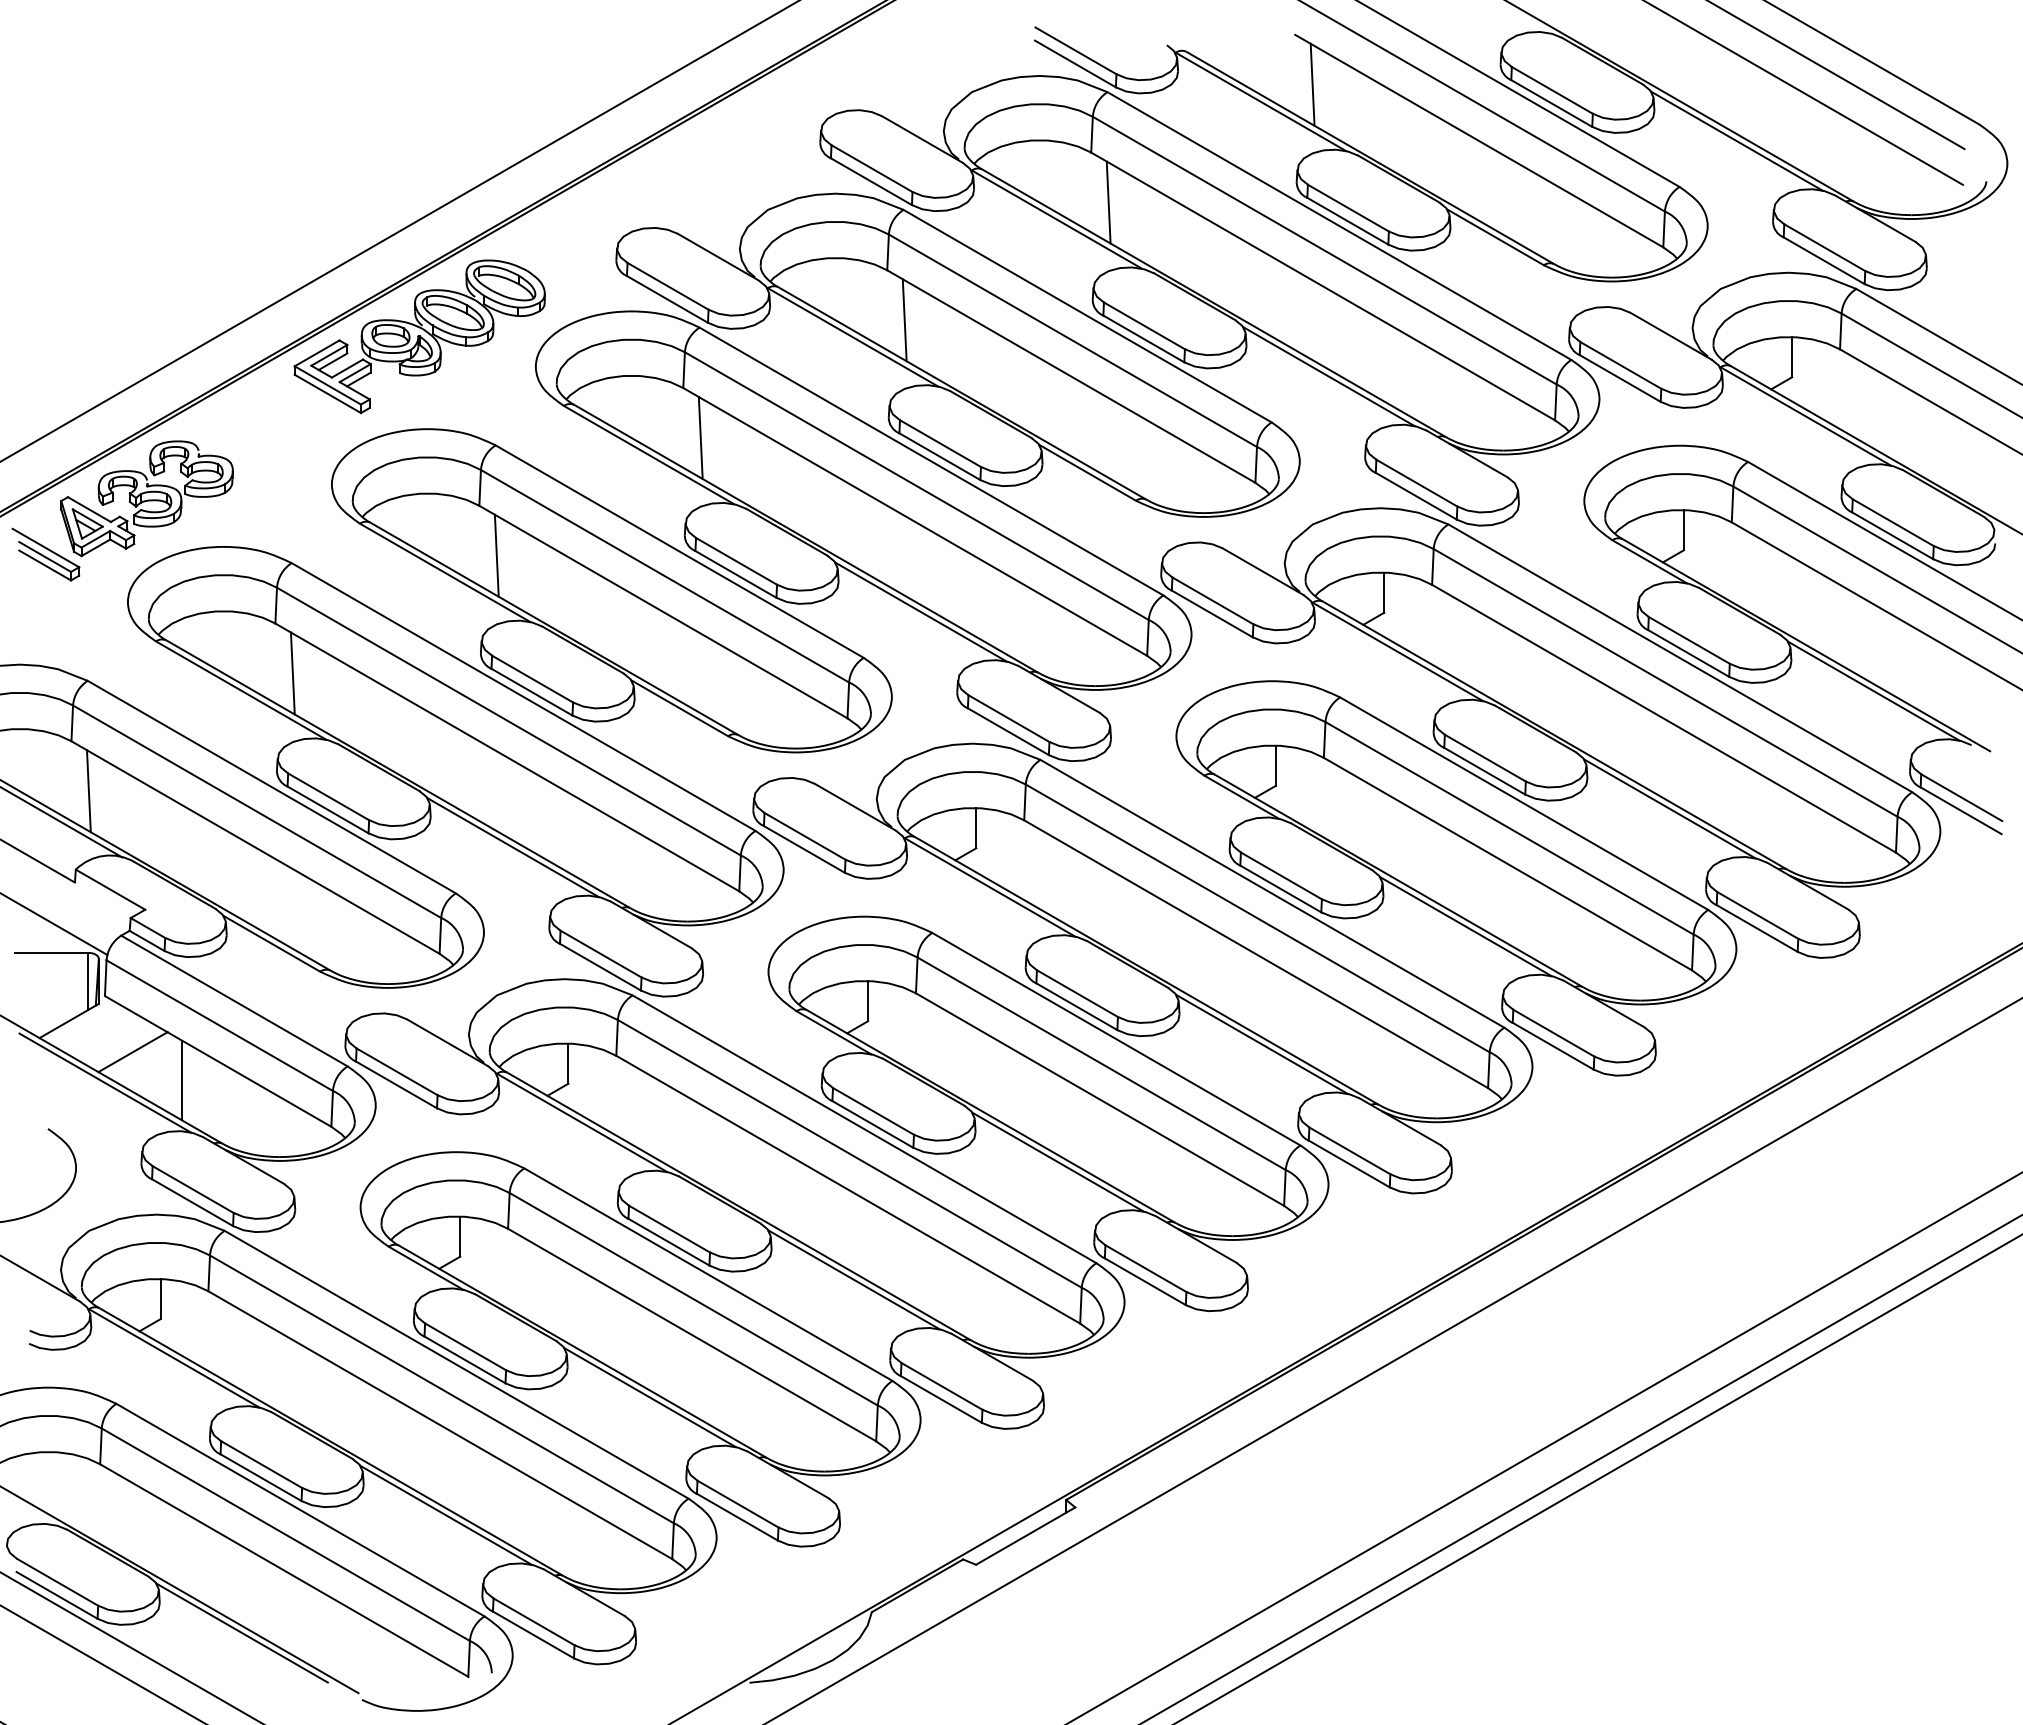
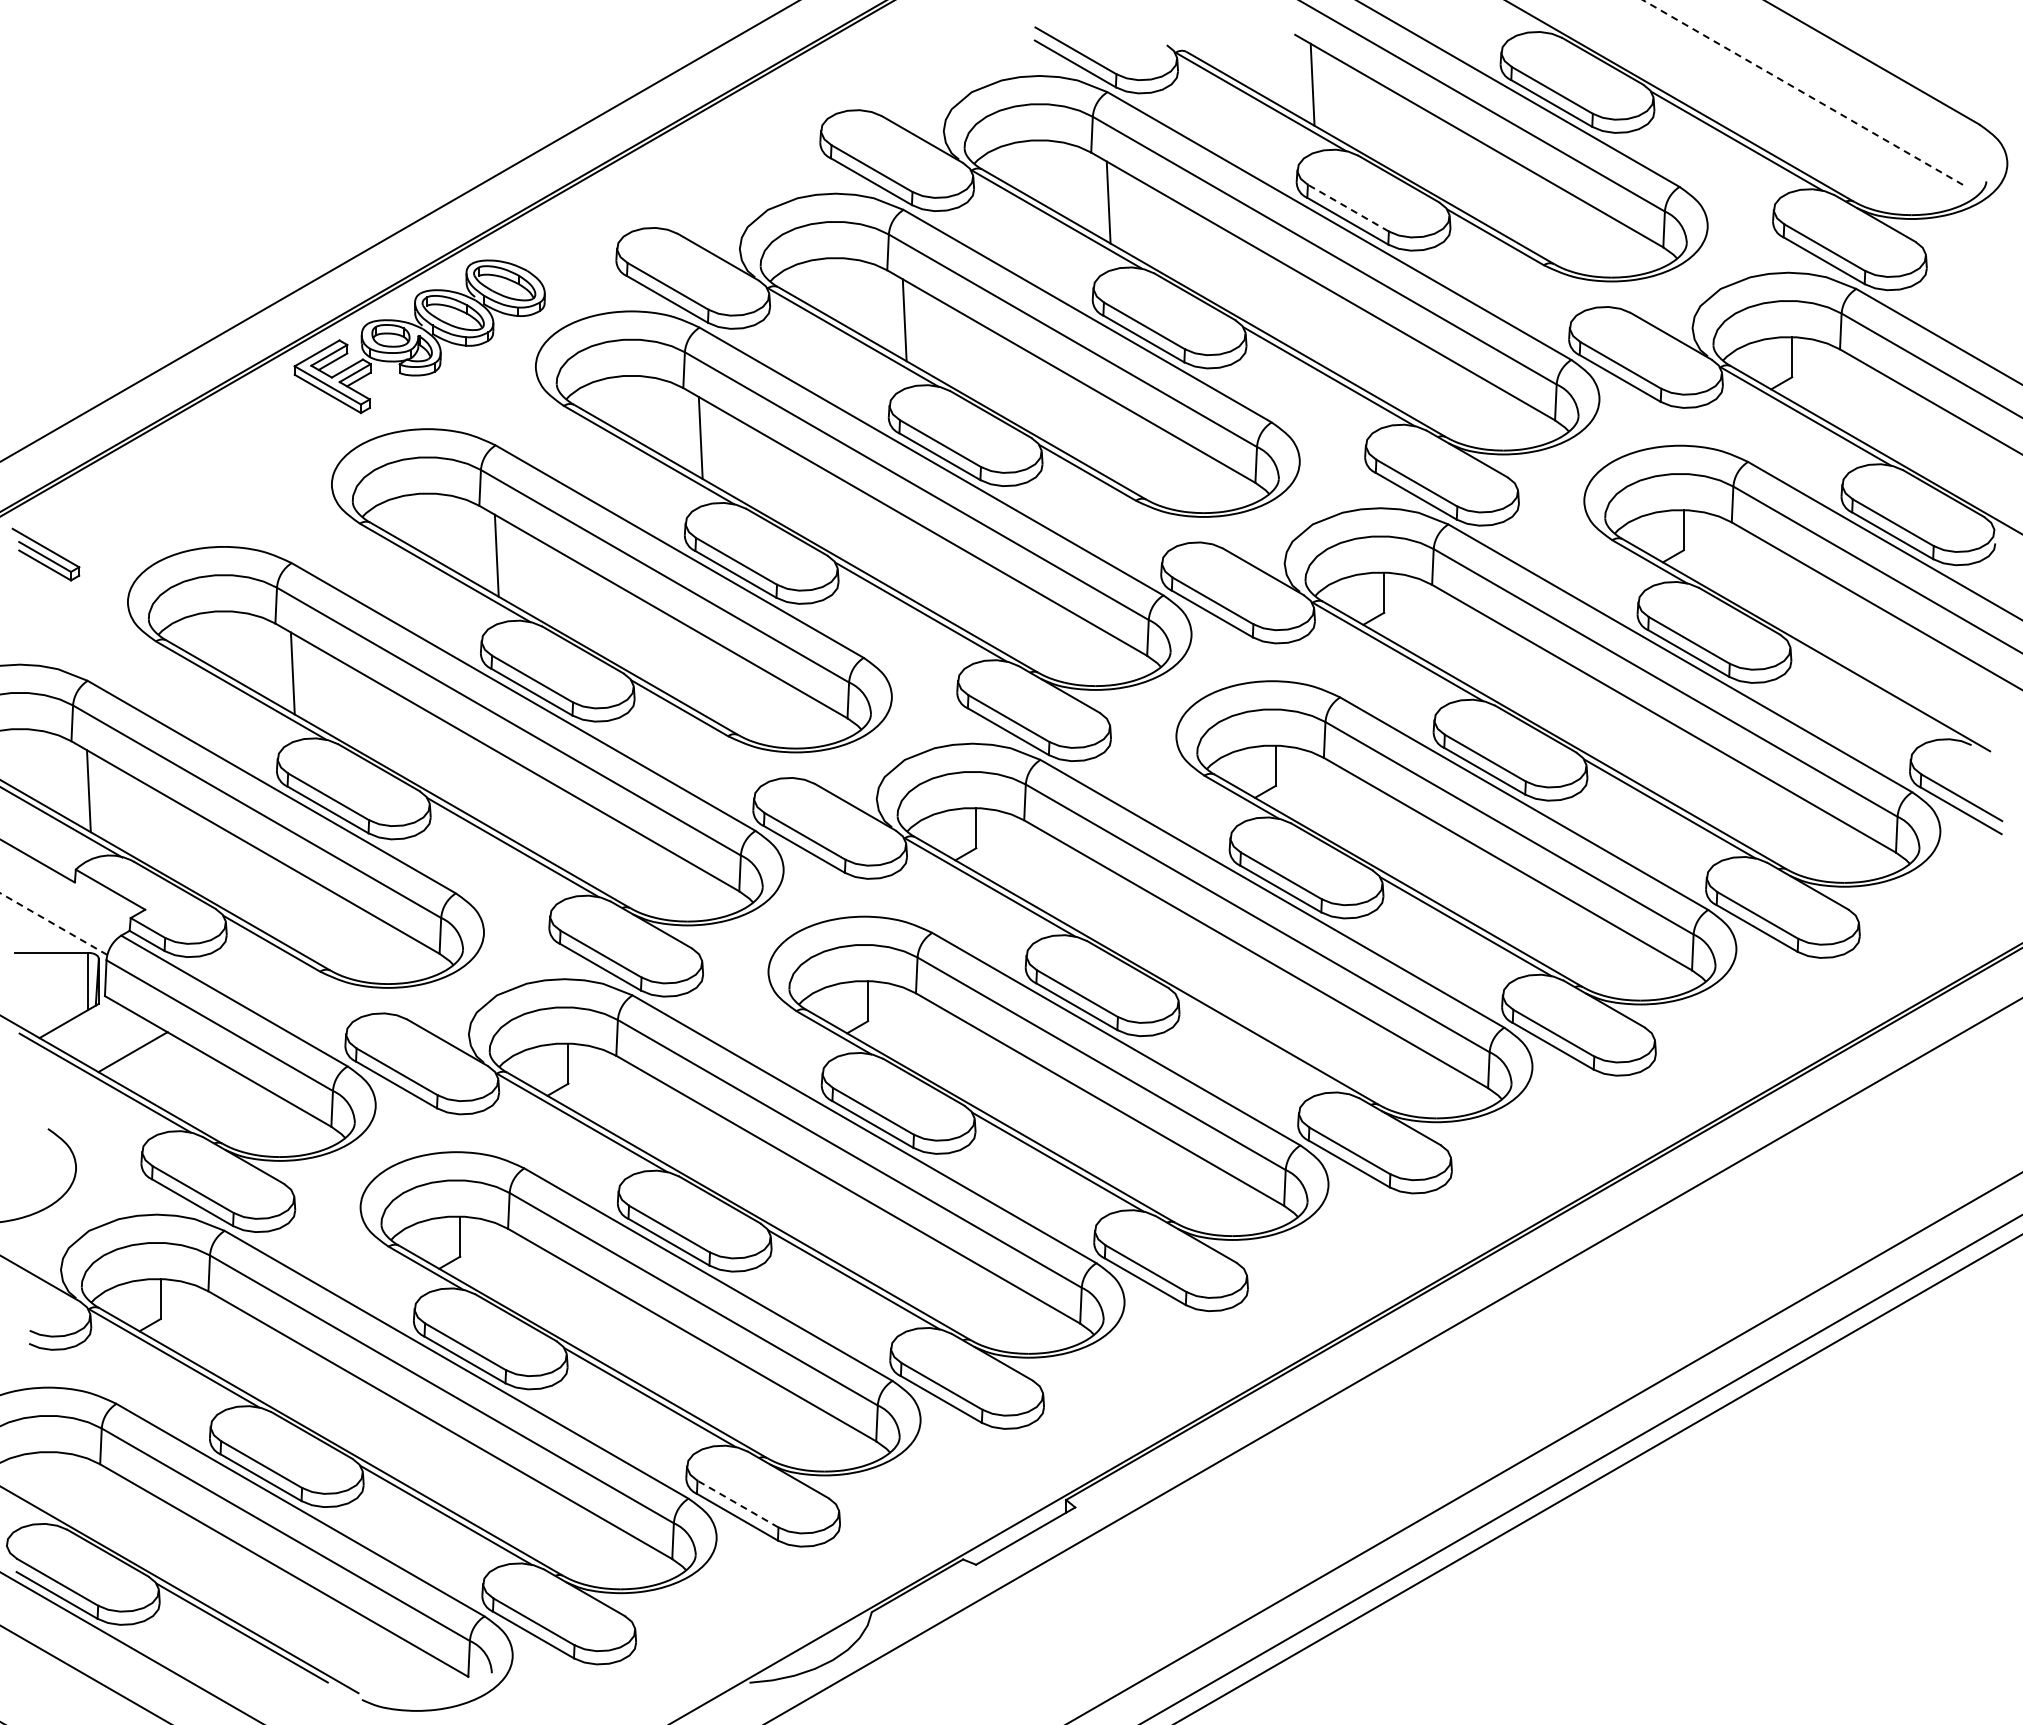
line: present -> none (1837, 75)
line: solid -> dashed (1802, 92)
line: solid -> dashed (1348, 208)
part: present -> none (146, 498)
line: present -> none (1873, 690)
line: solid -> dashed (53, 924)
line: present -> none (1261, 1043)
line: present -> none (182, 1080)
line: solid -> dashed (738, 1504)
line position: (101, 1663) -> (84, 1673) (84, 1673)
